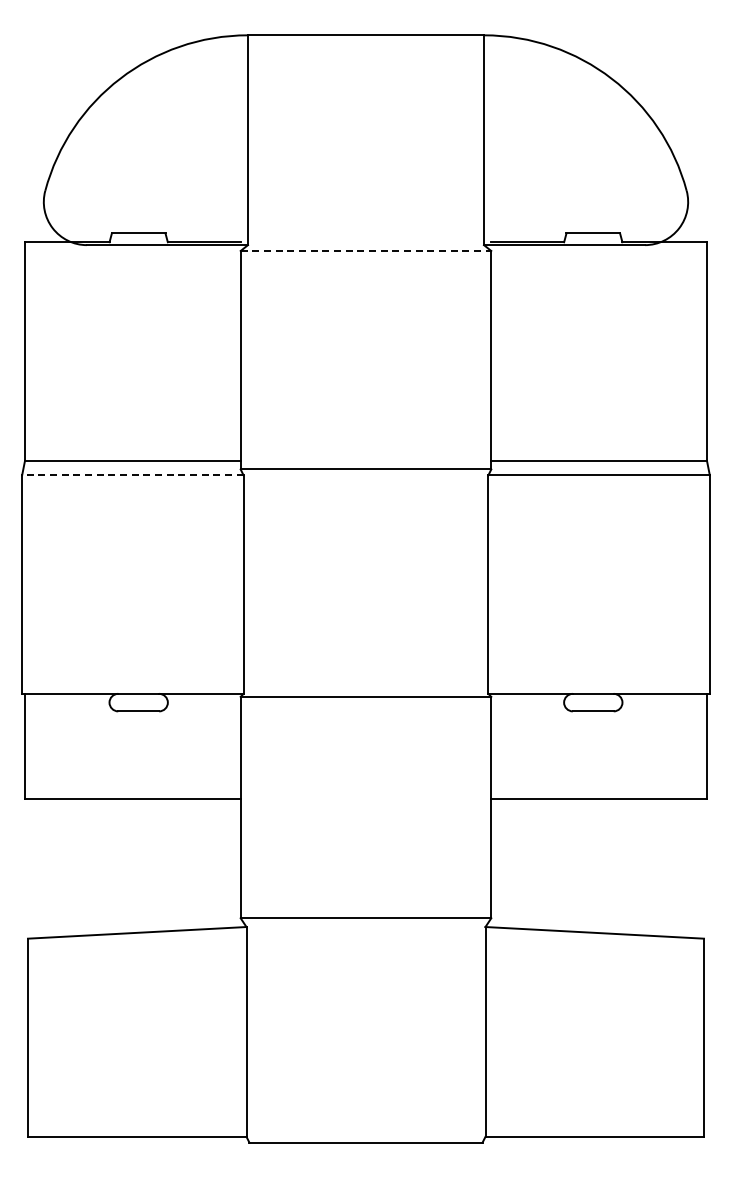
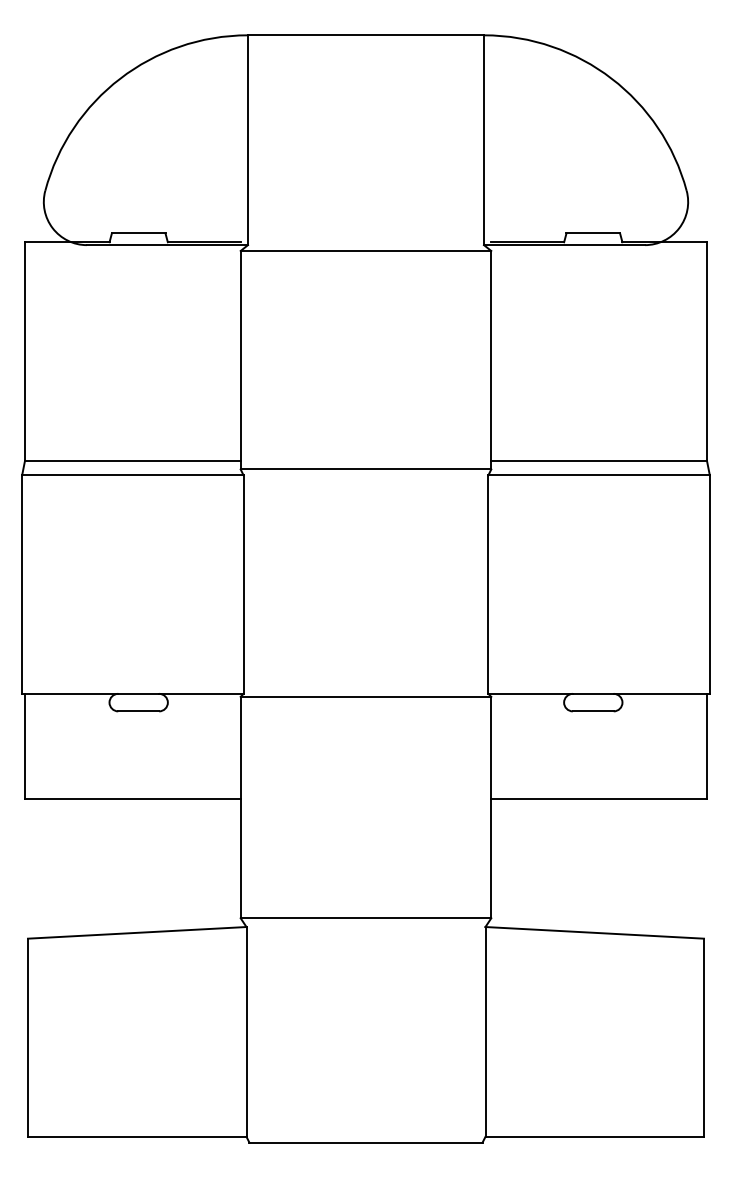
line: dashed -> solid (366, 250)
line: dashed -> solid (132, 475)
